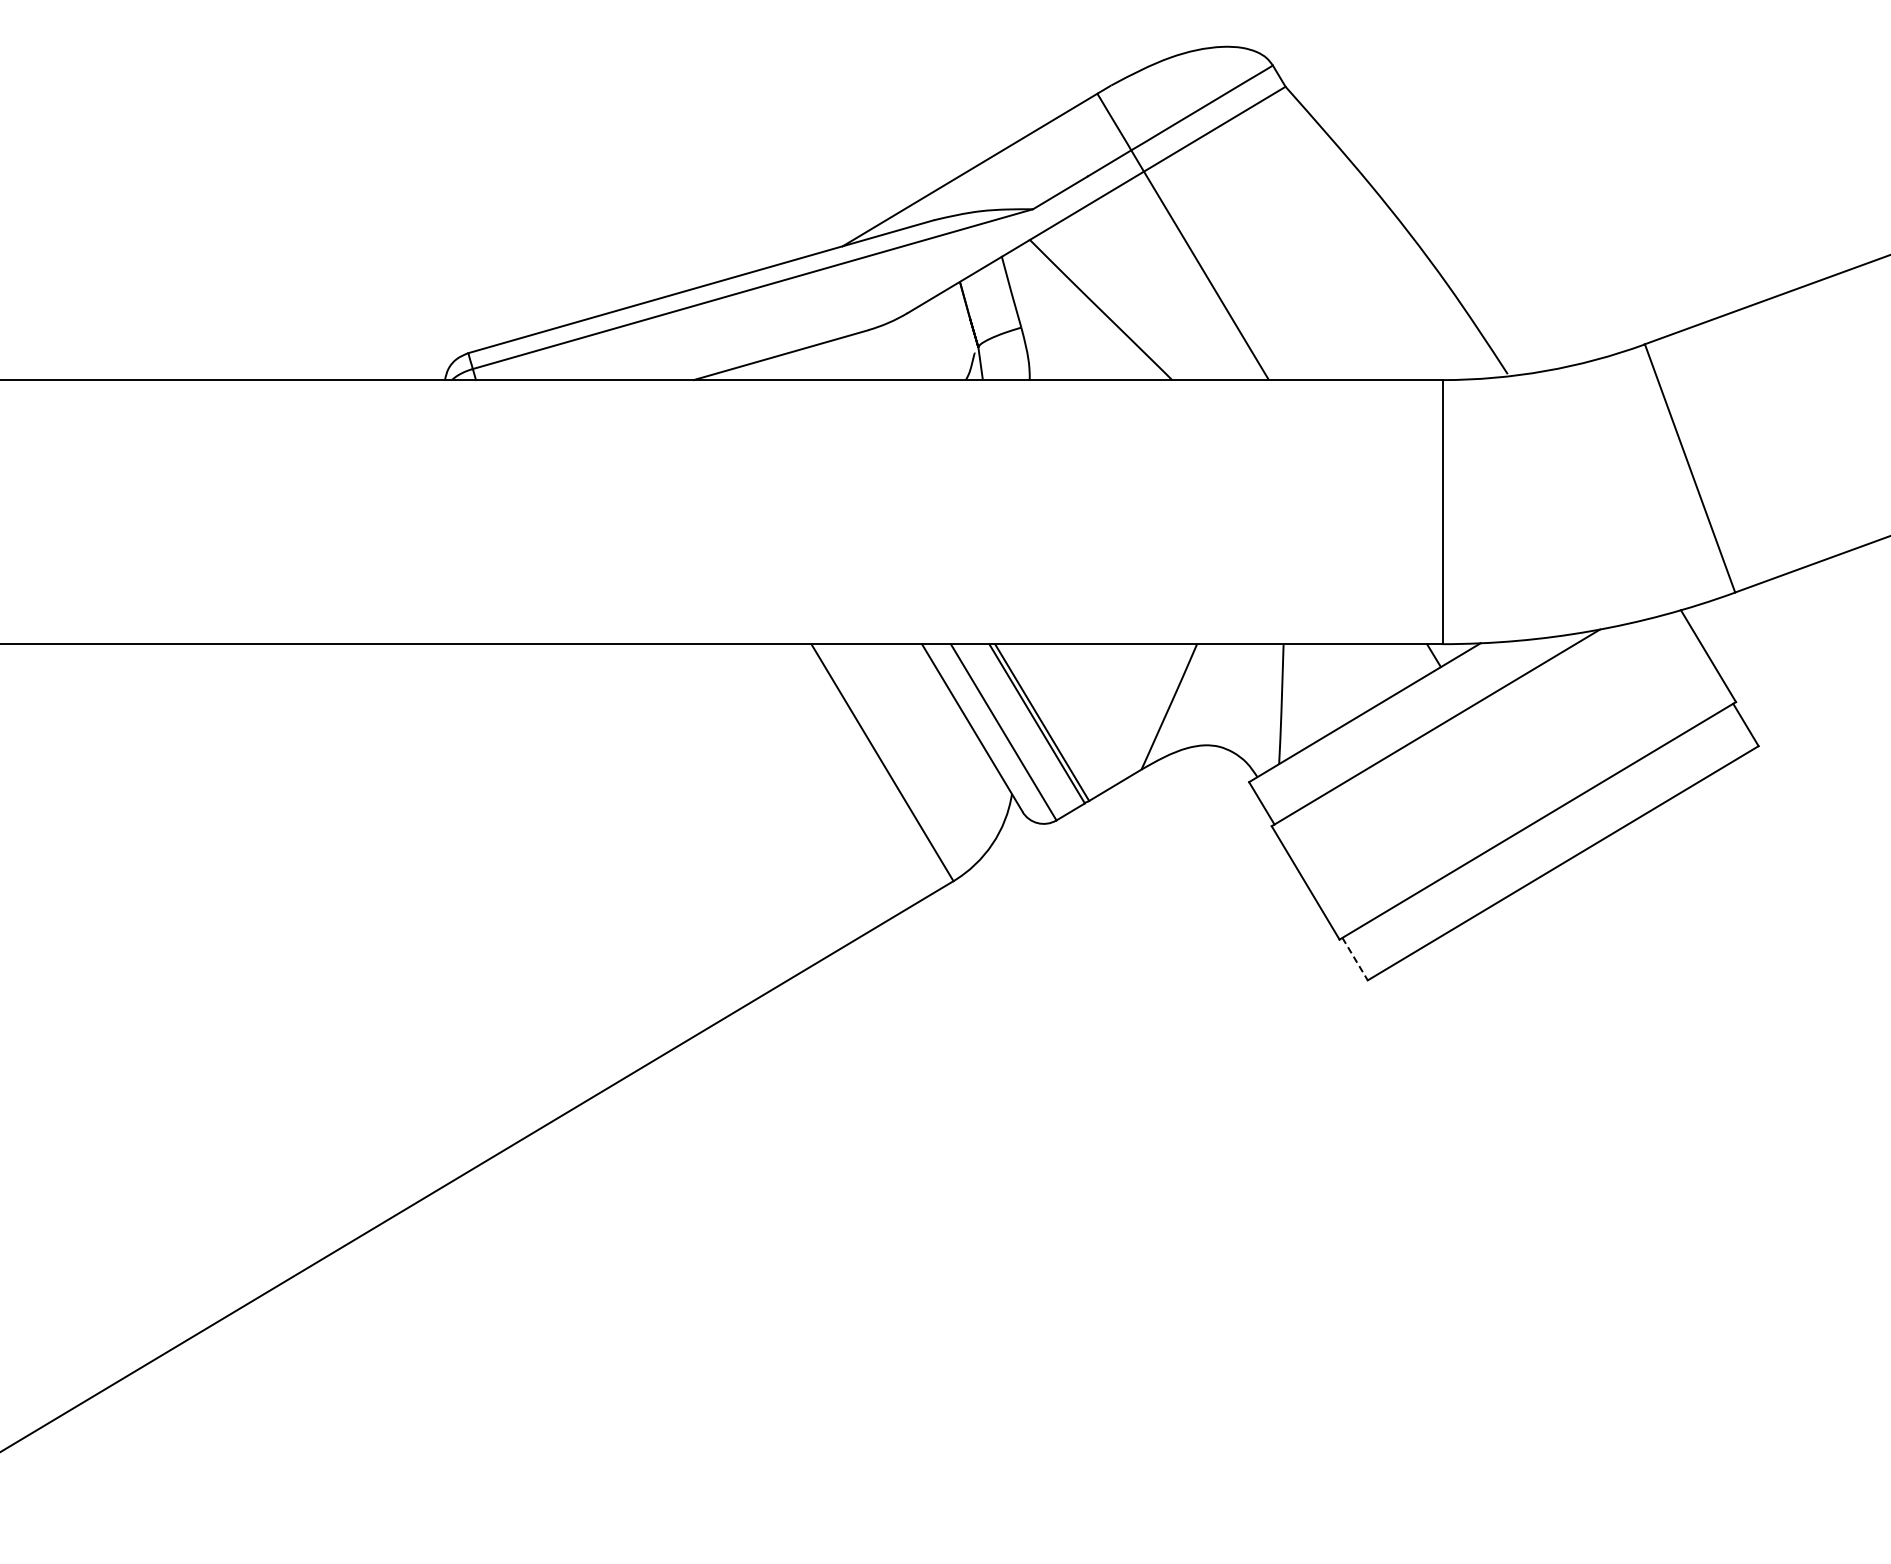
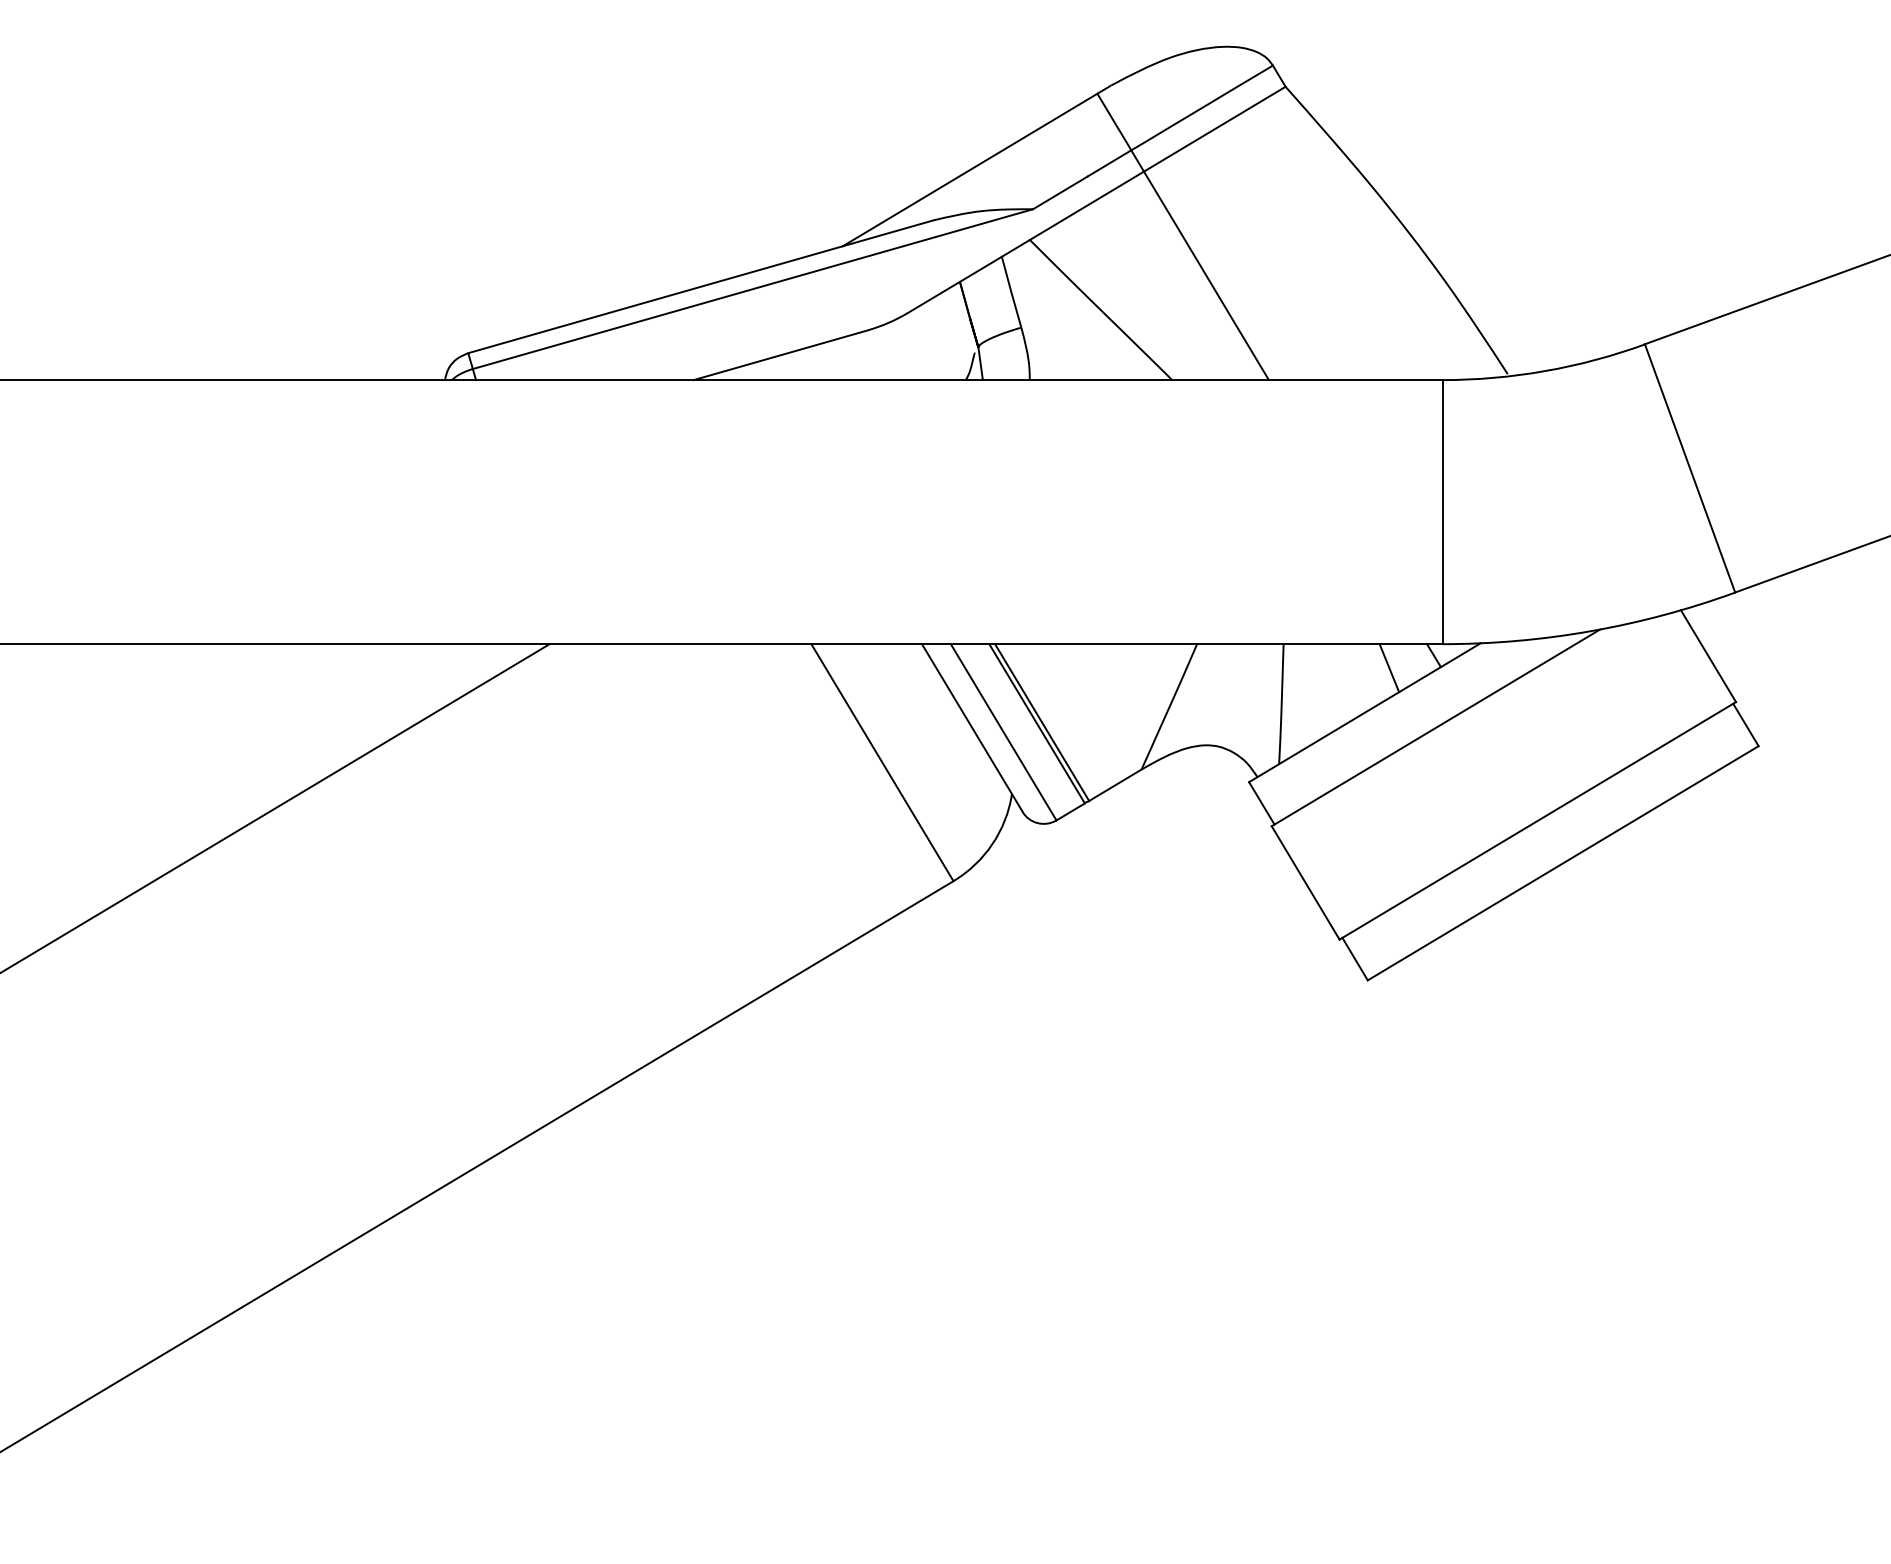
line: none -> present (1389, 668)
line: none -> present (275, 808)
line: dashed -> solid (1355, 959)
